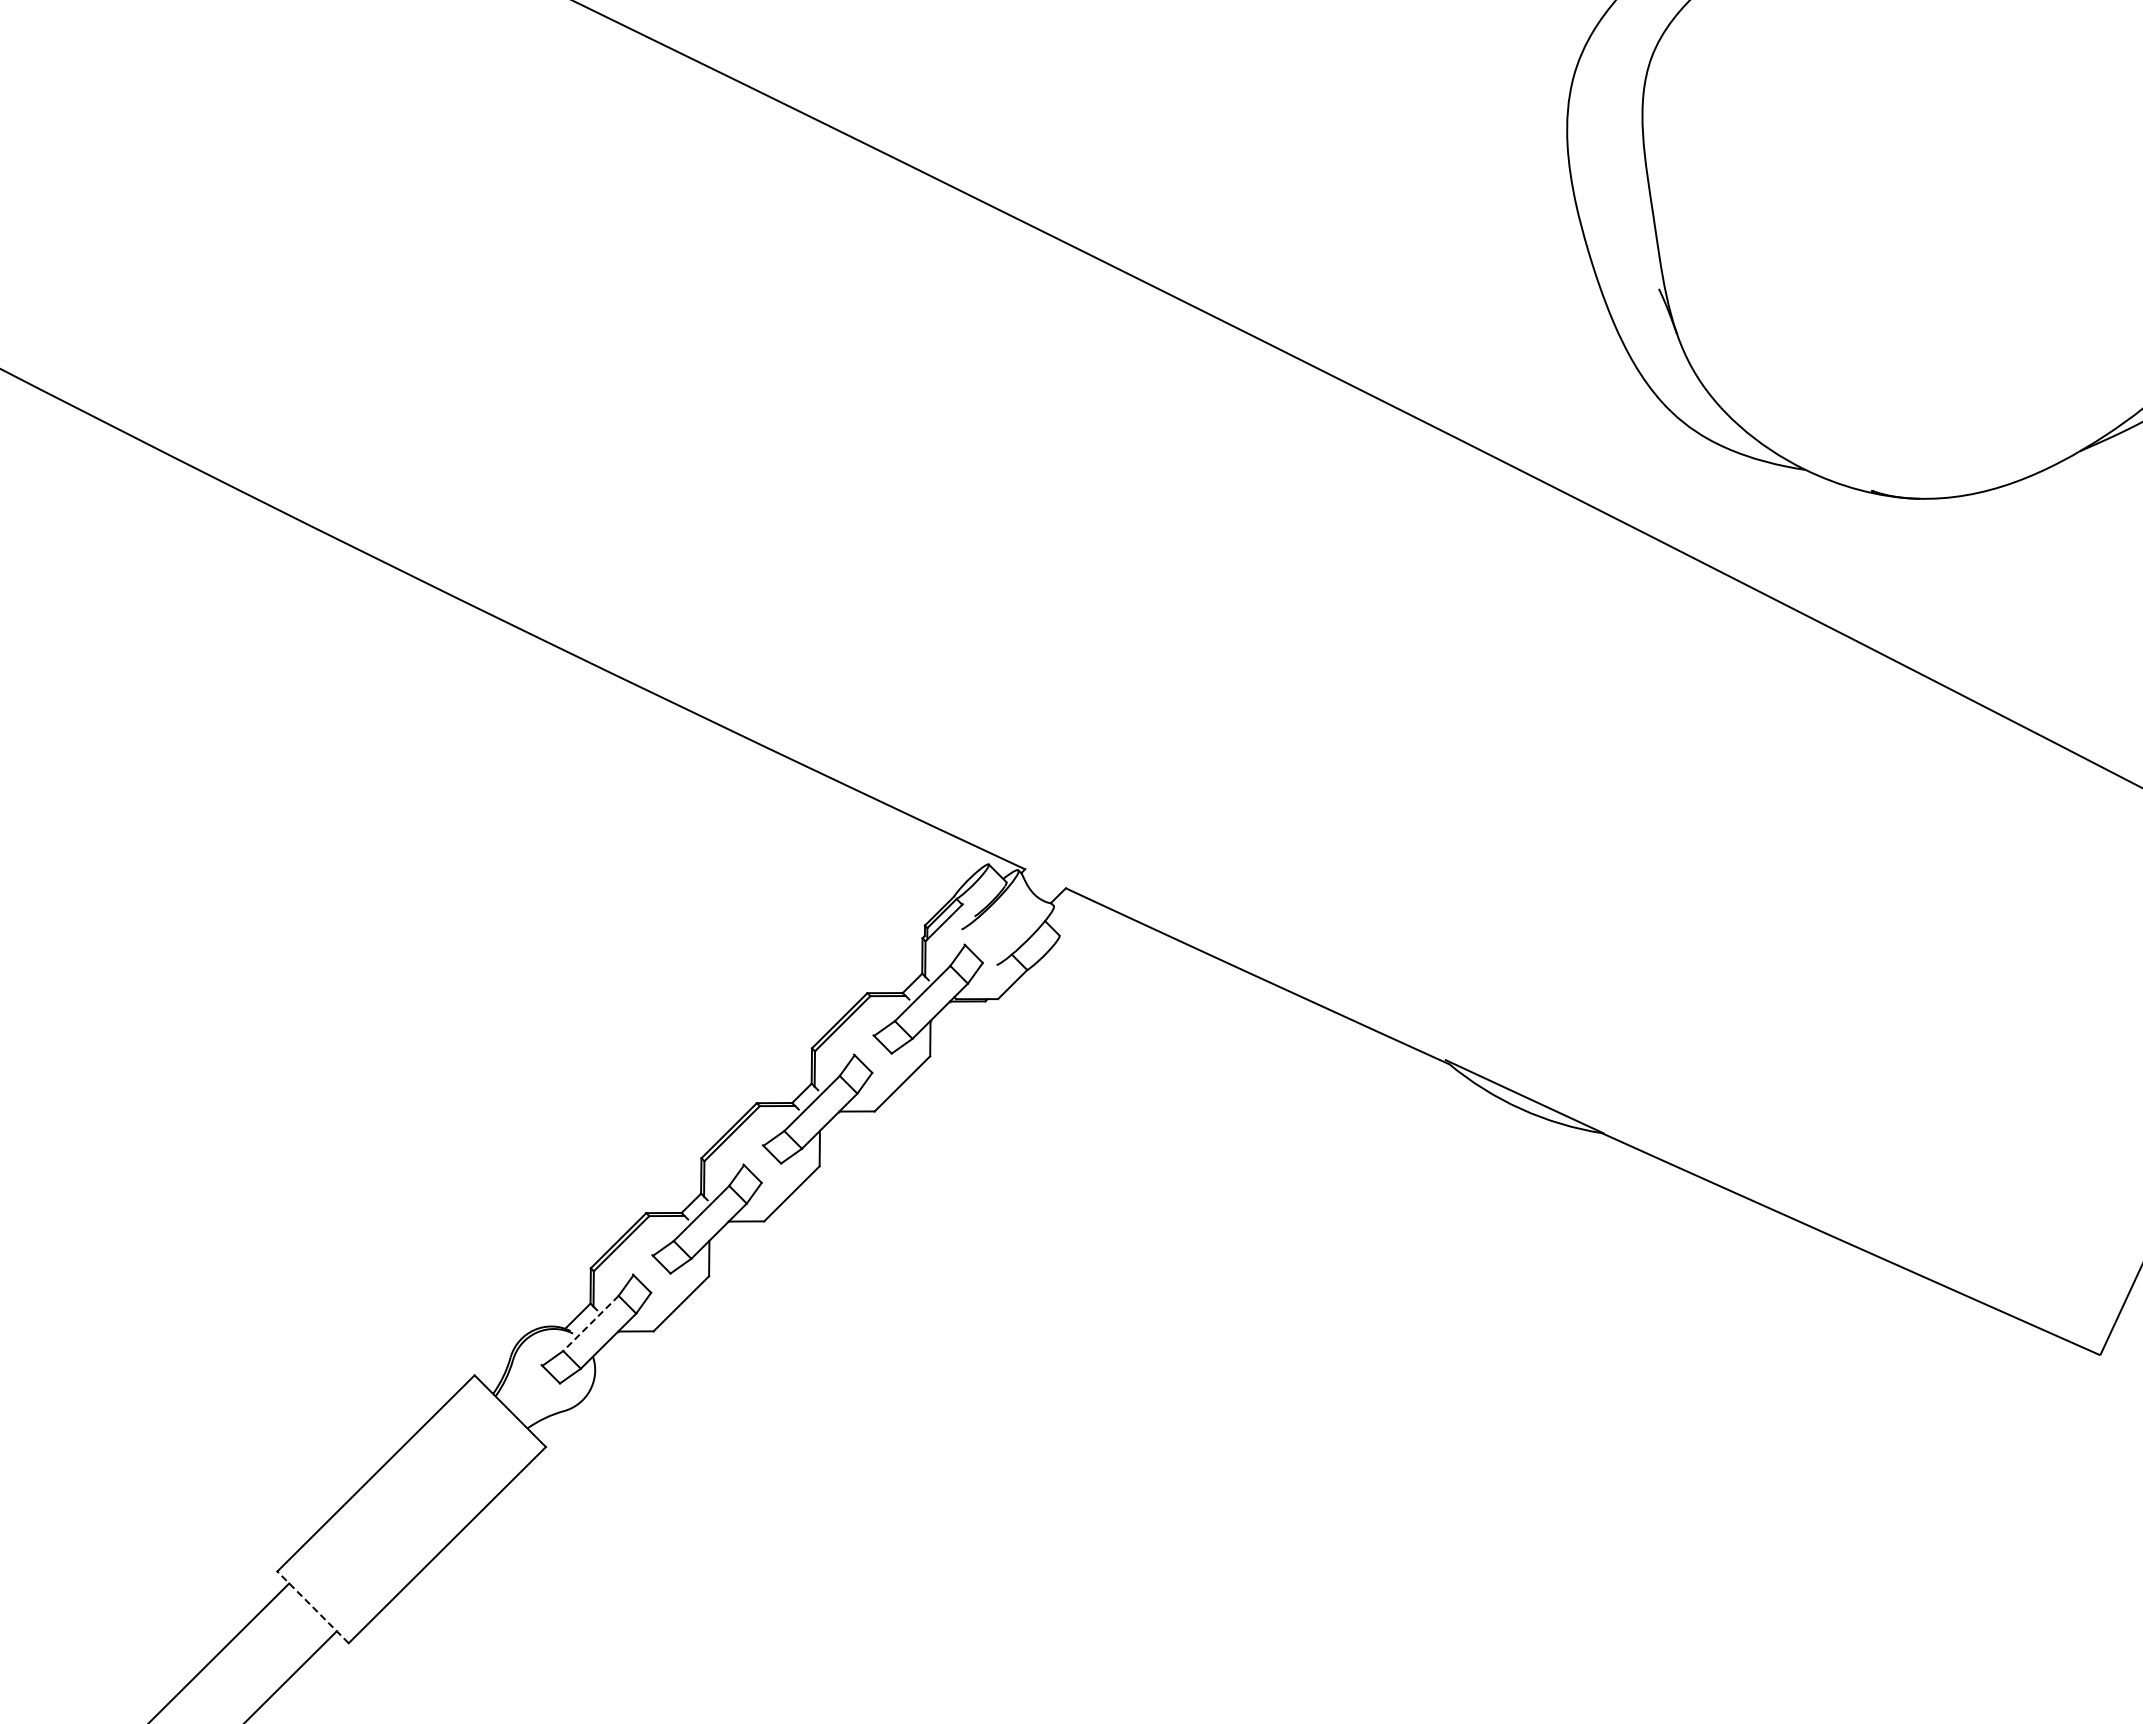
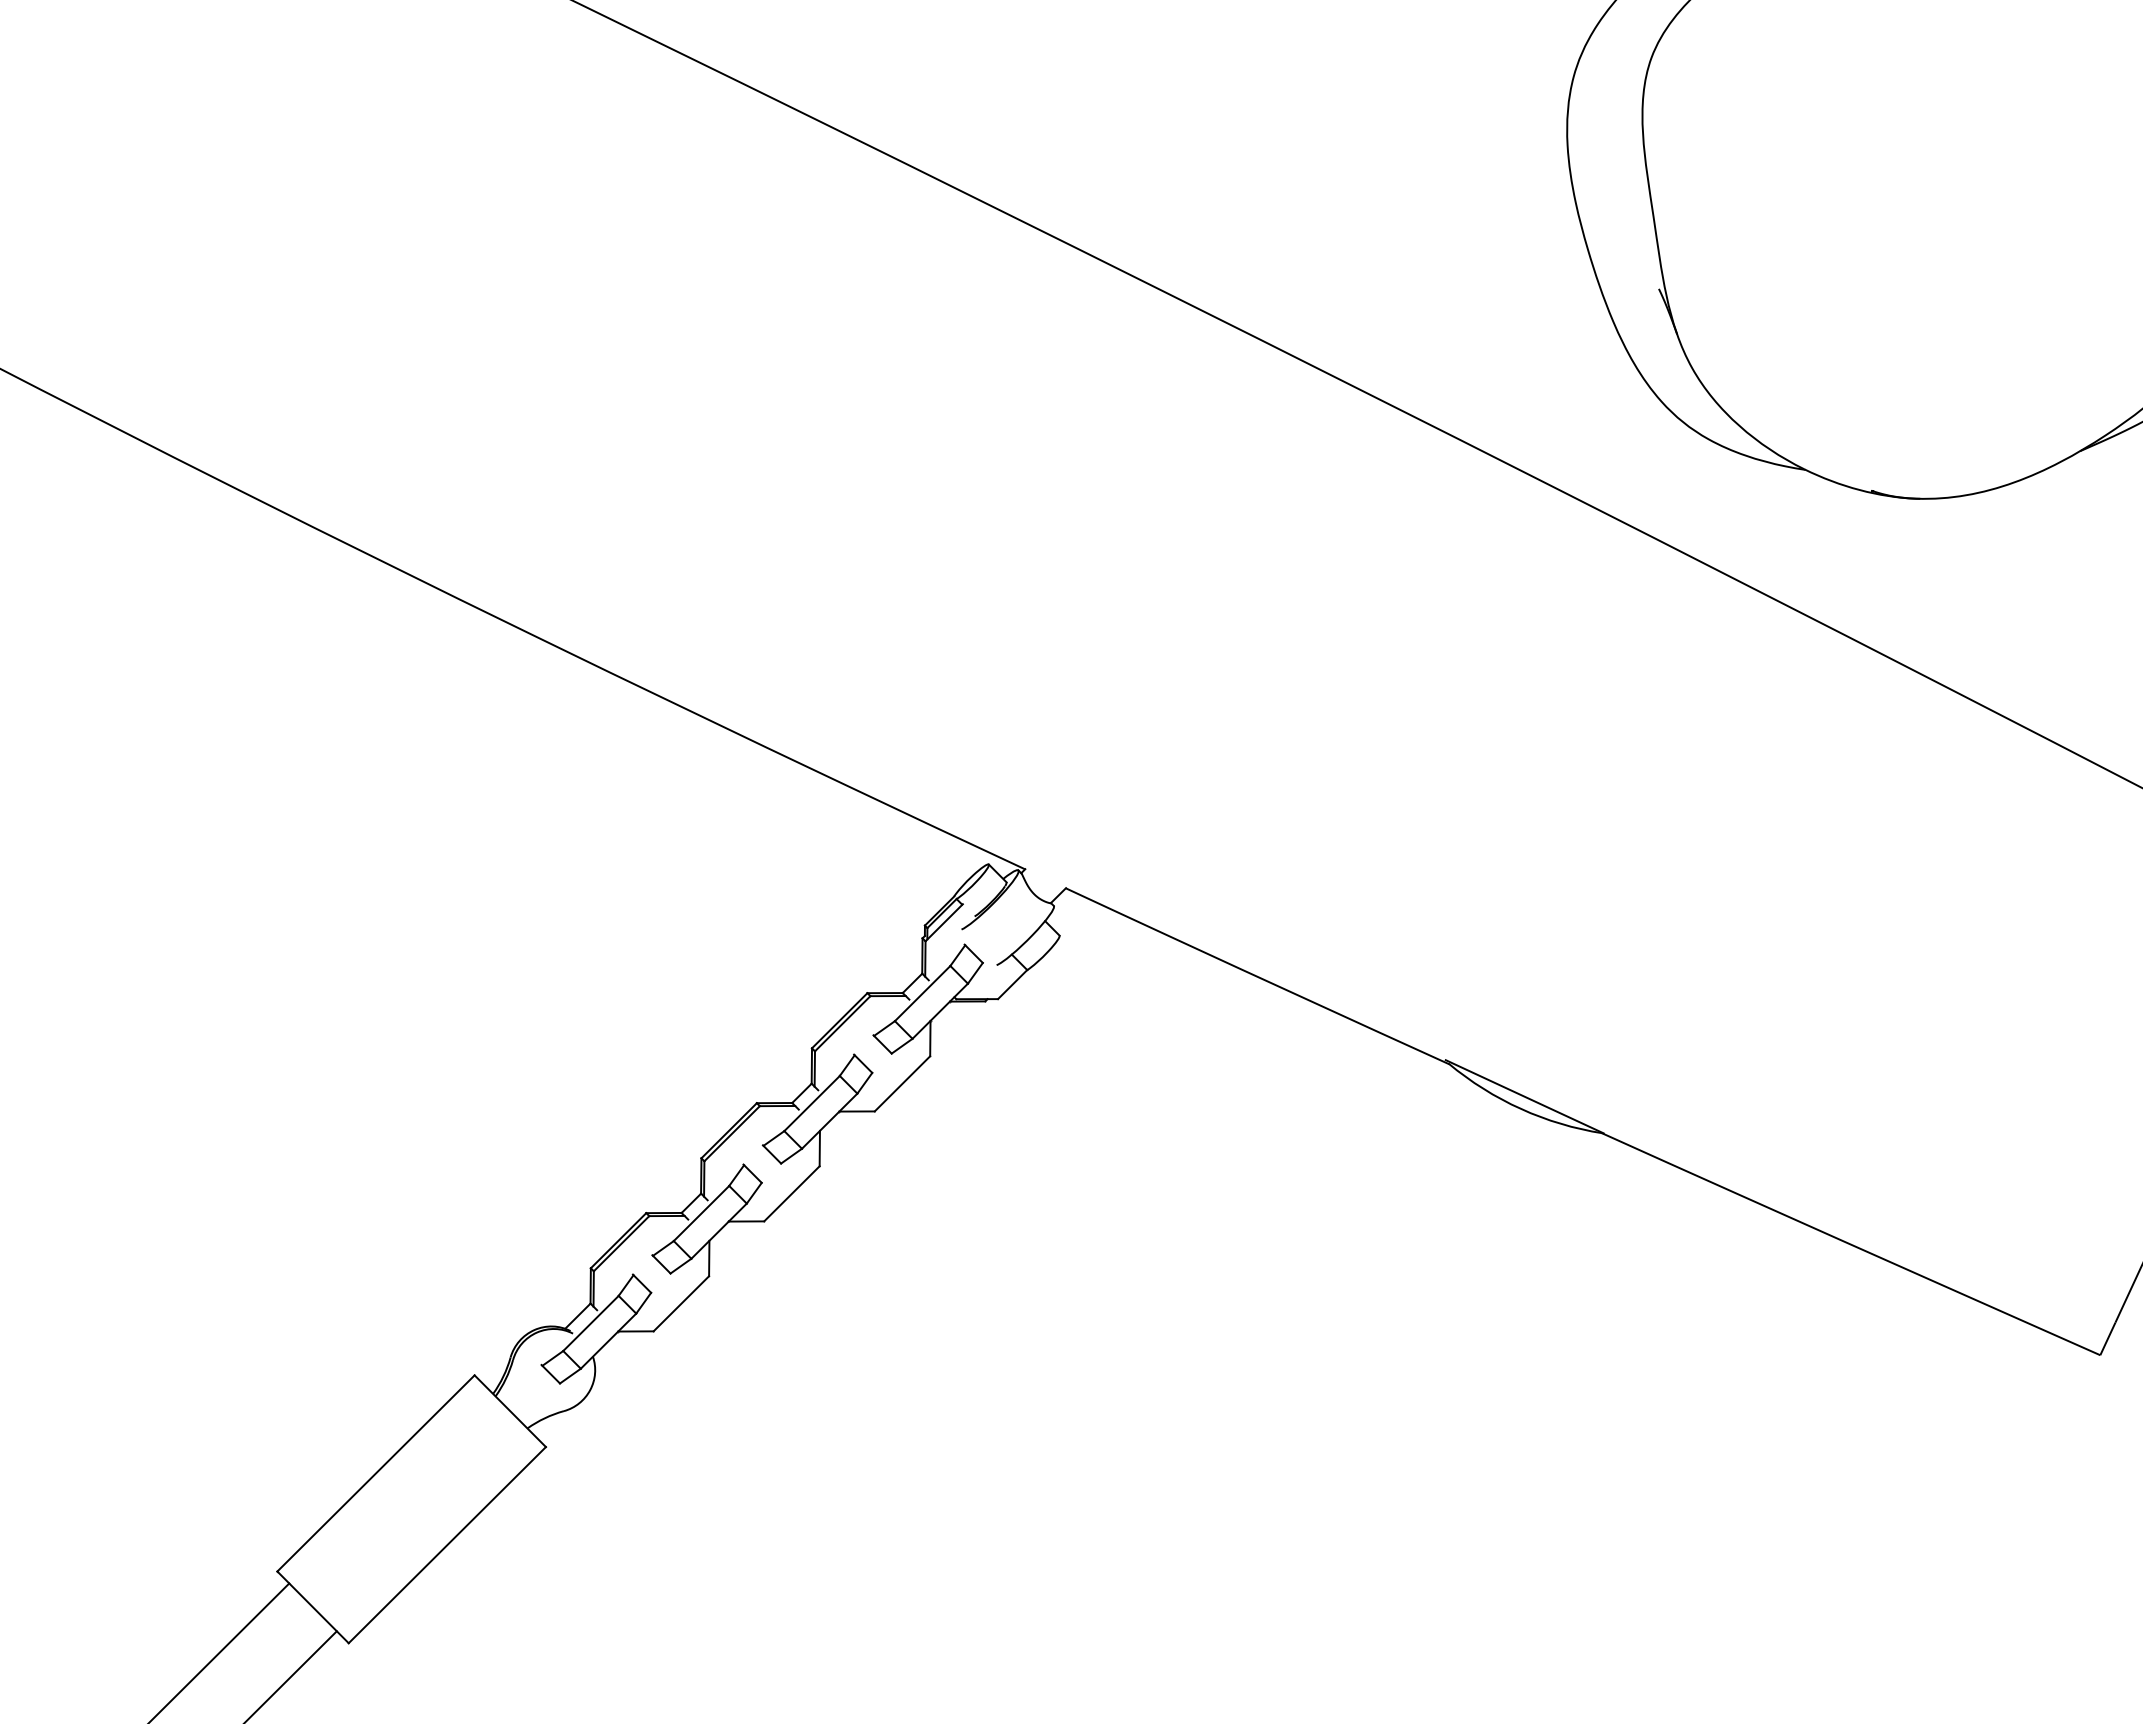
line: dashed -> solid (590, 1323)
line: dashed -> solid (312, 1607)
